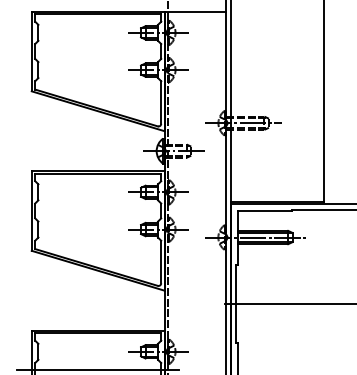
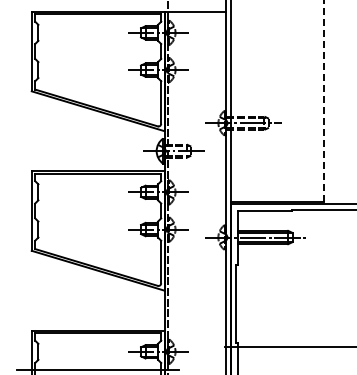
line: solid -> dashed (324, 100)
line position: (288, 304) -> (288, 347) (288, 347)
